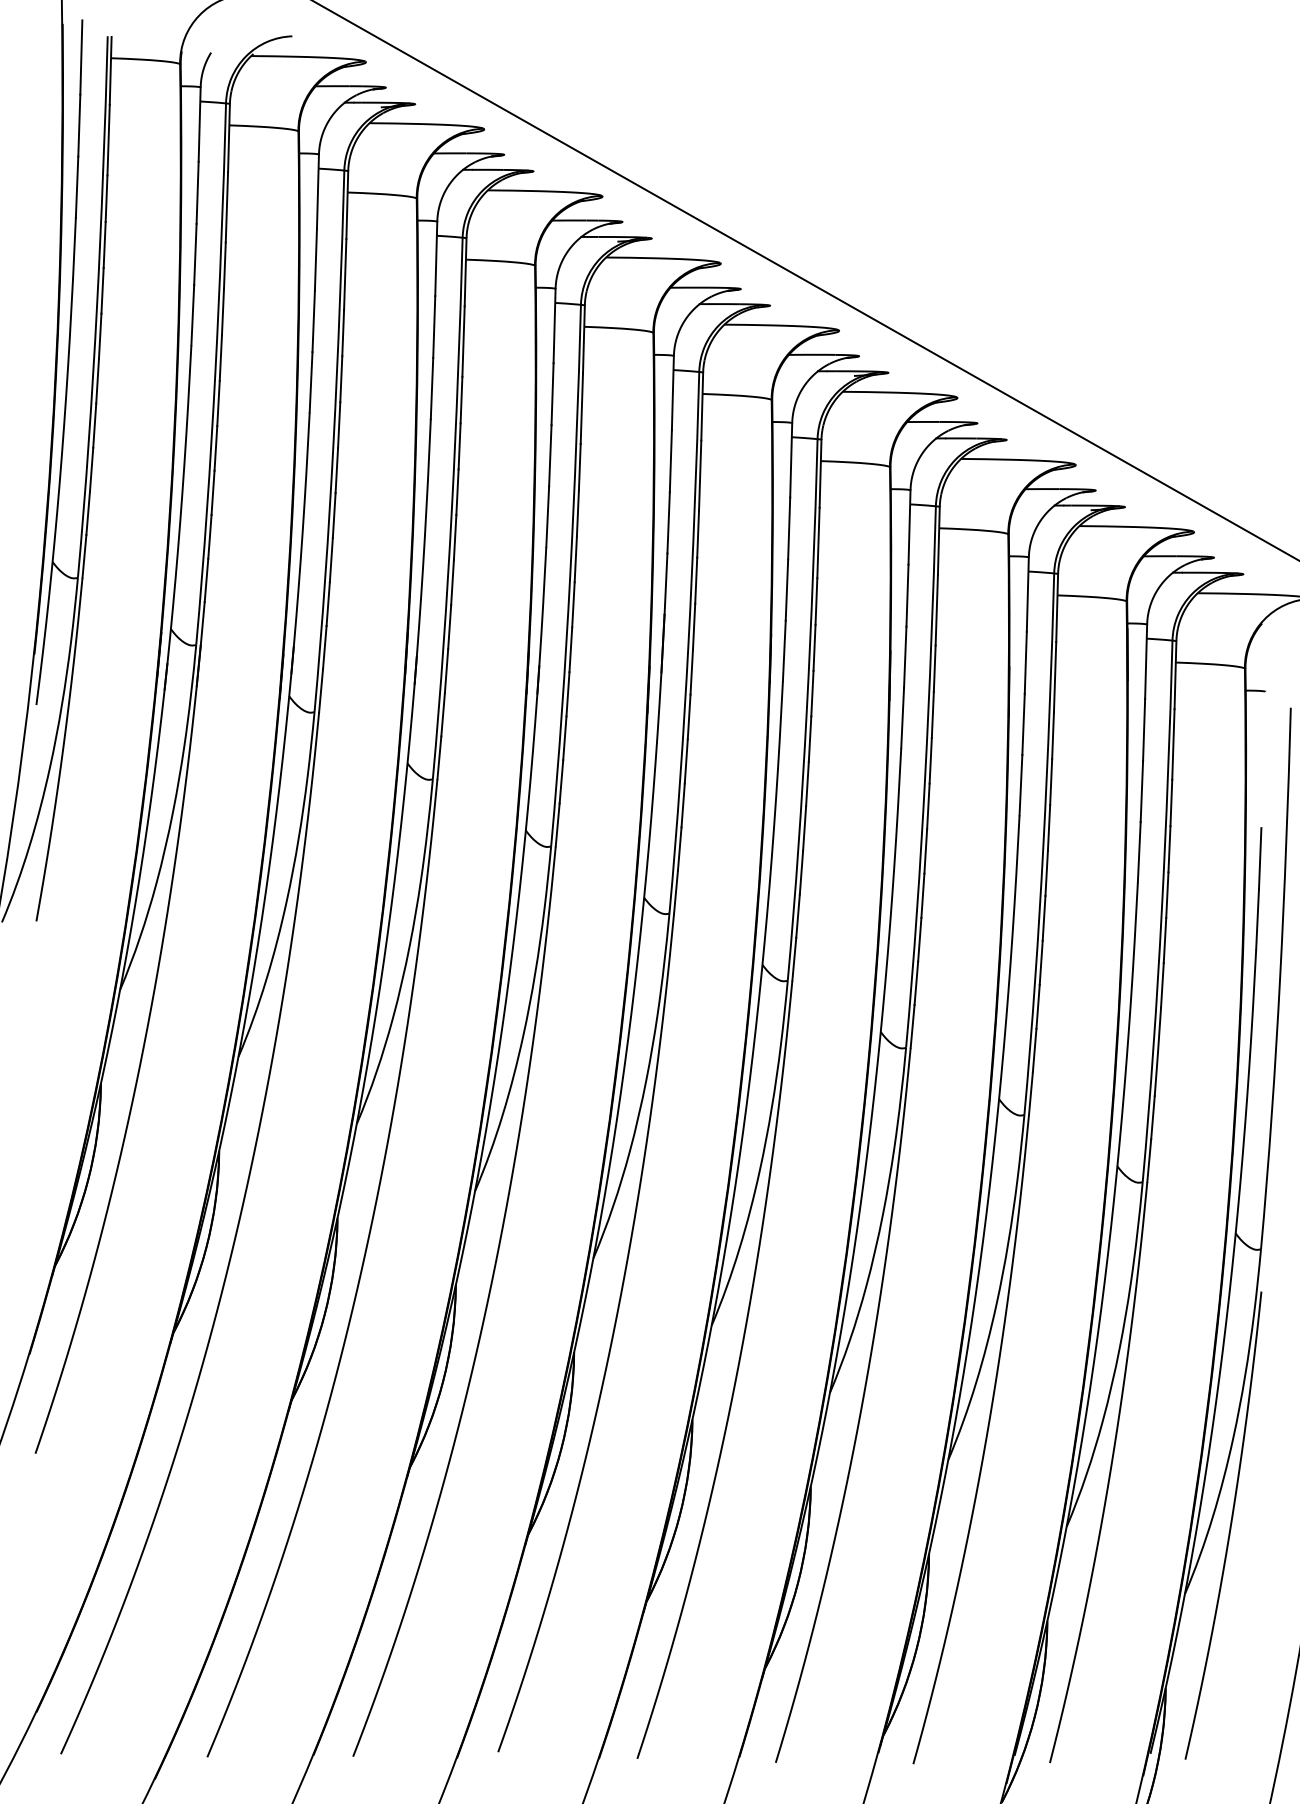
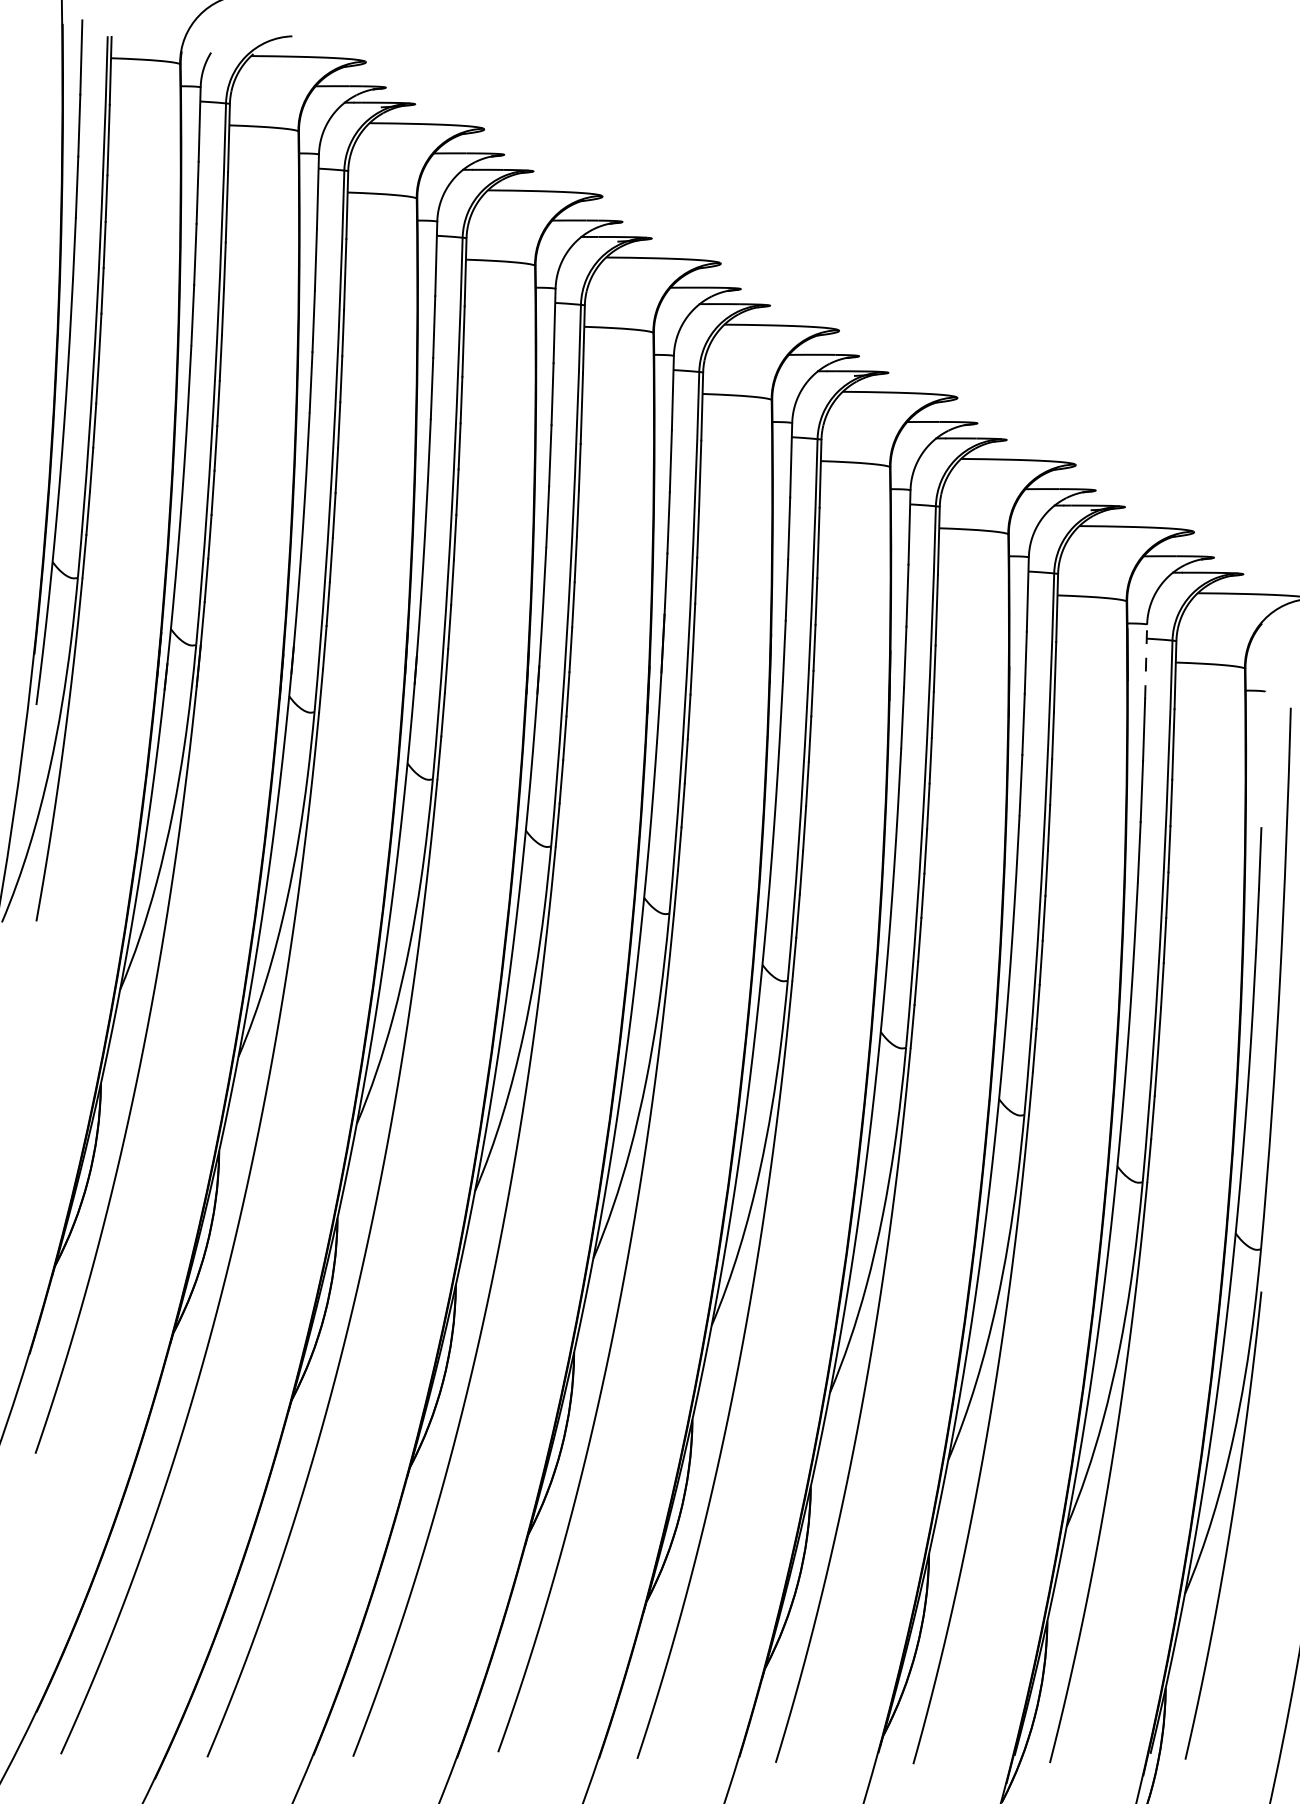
line: present -> none (805, 280)
line: solid -> dashed (1146, 661)
